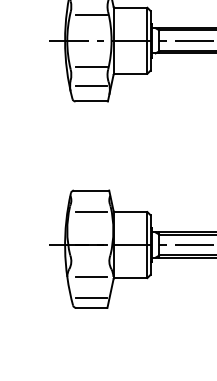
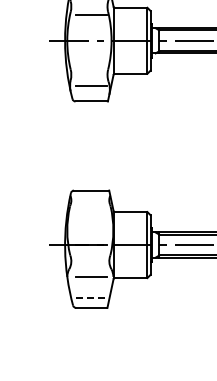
line: present -> none (91, 66)
line: present -> none (91, 212)
line: solid -> dashed (91, 297)
